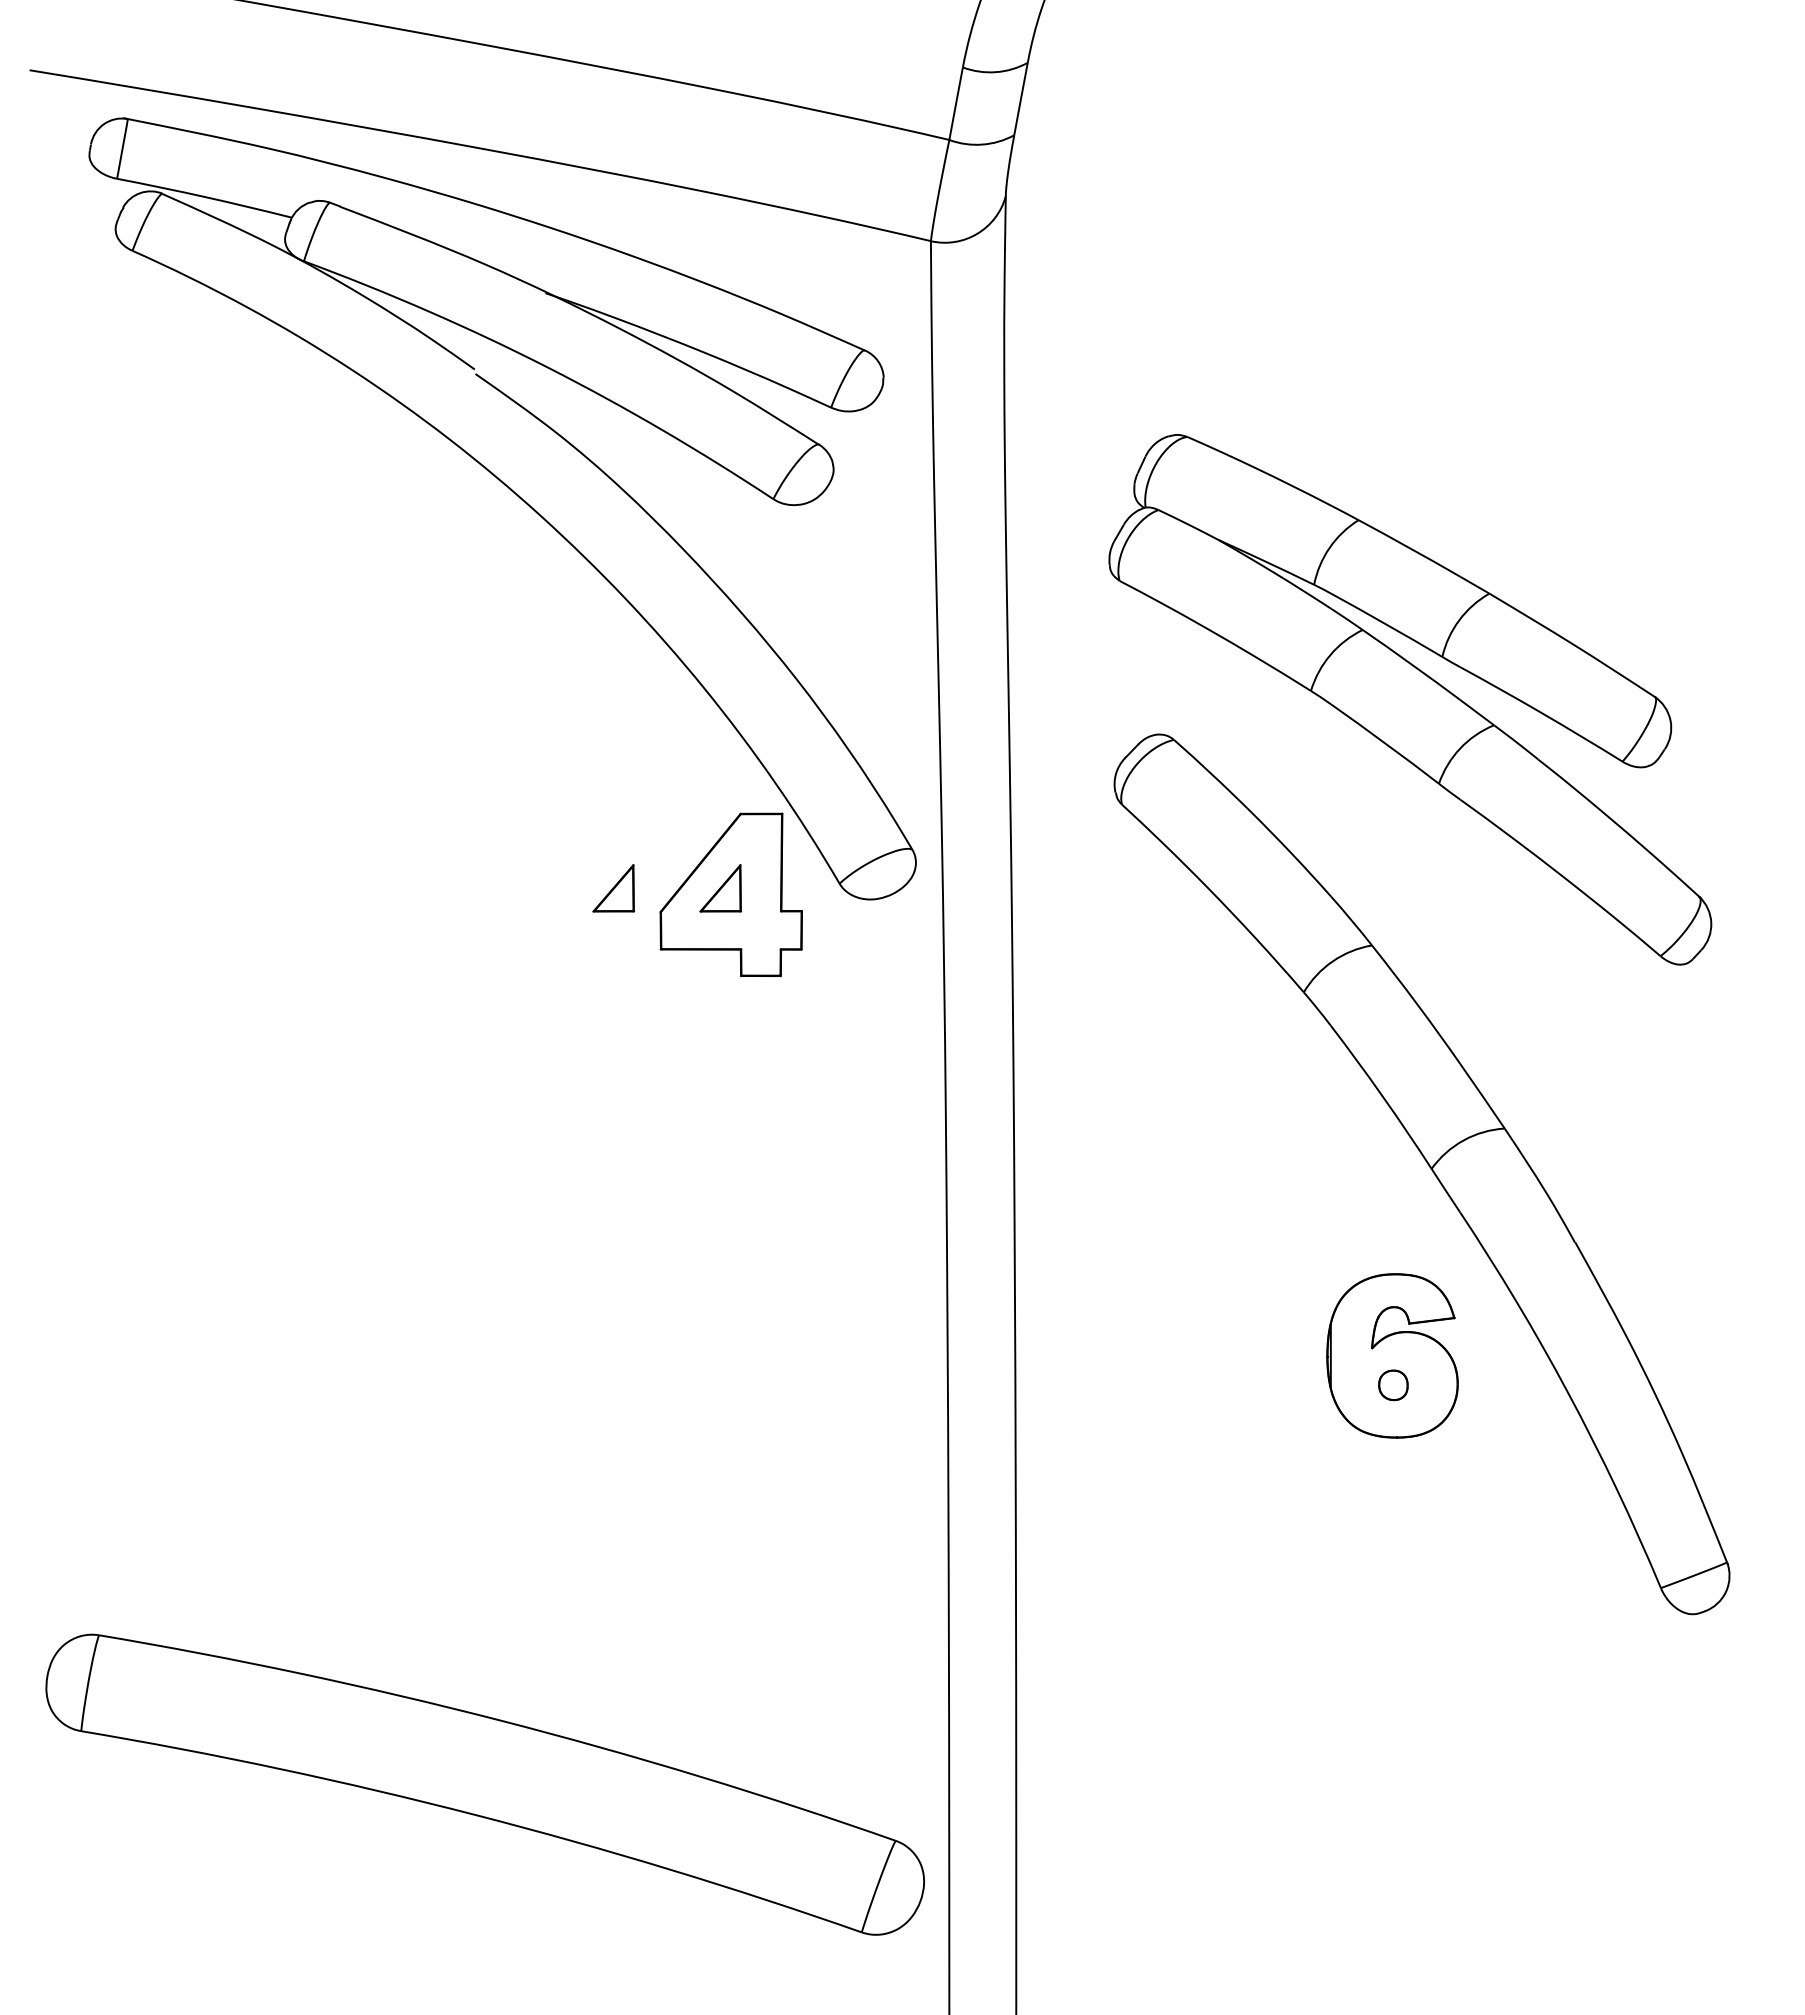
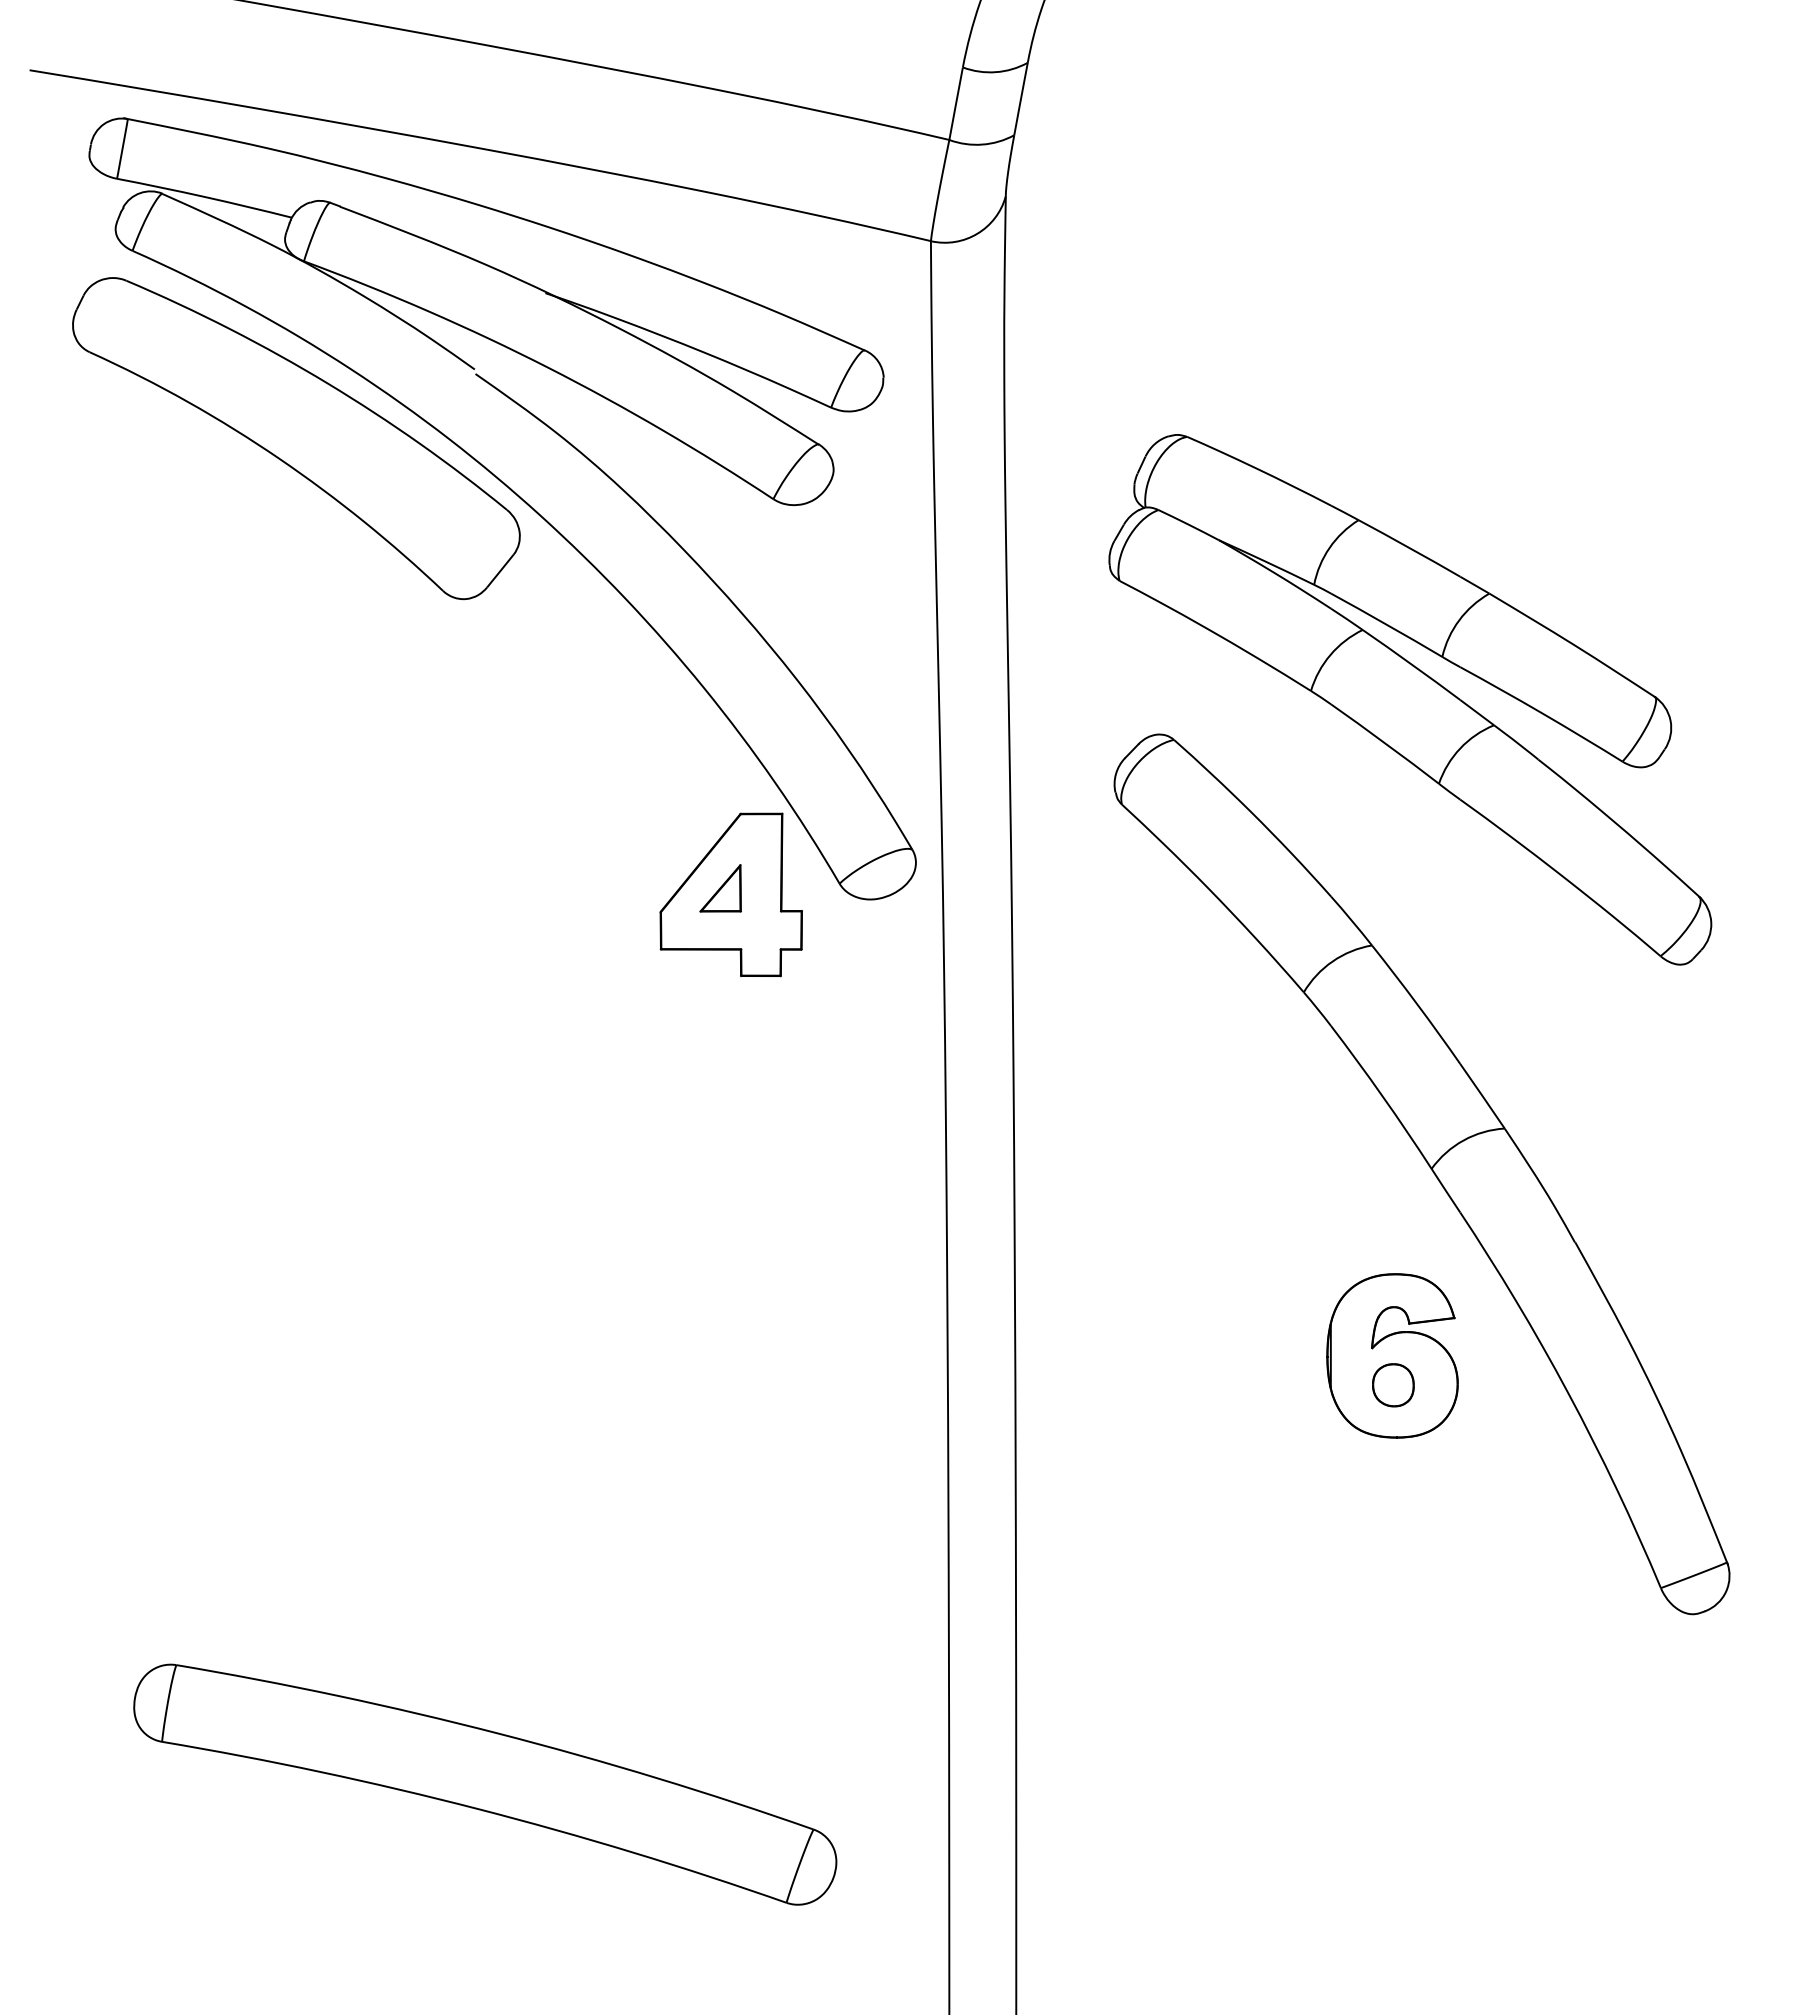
part: none -> present (296, 438)
part: present -> none (613, 888)
part size: 31x33 px -> 43x45 px (1393, 1385)
part size: 880x303 px -> 705x243 px (485, 1784)
